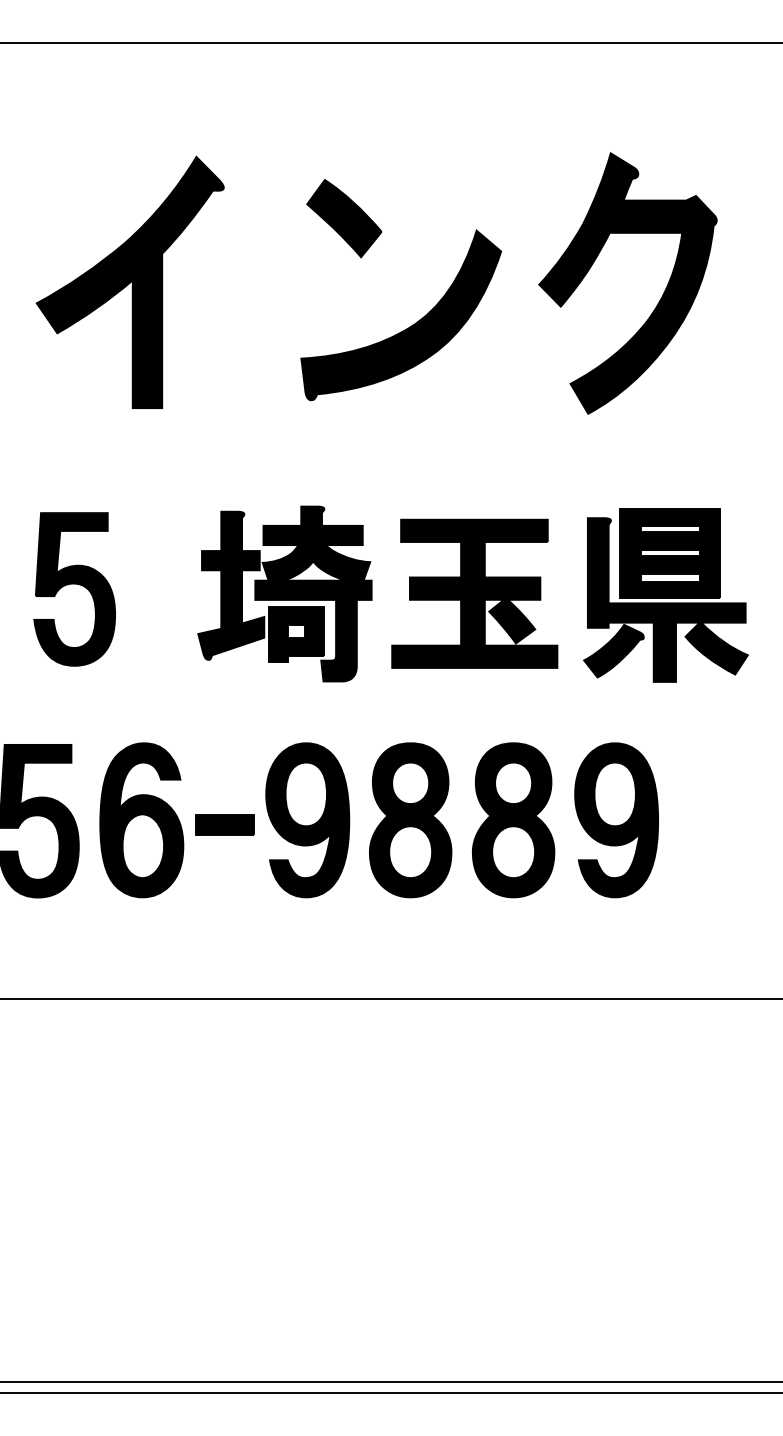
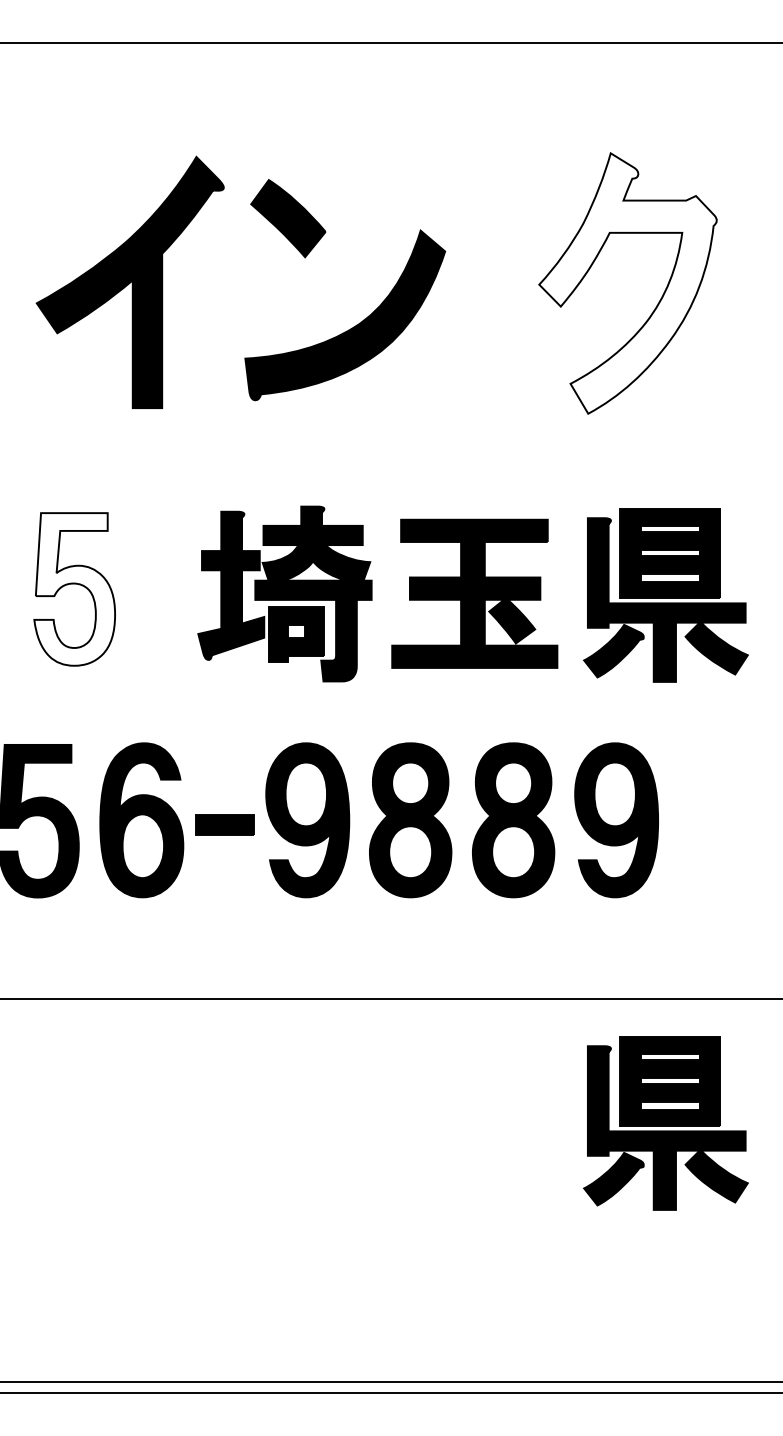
fill: present -> none (627, 283)
part position: (420, 318) -> (364, 318) (364, 318)
fill: present -> none (74, 589)
part: none -> present (665, 1123)
